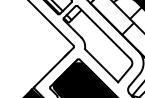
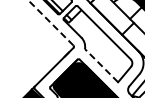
line: solid -> dashed (50, 22)
line: solid -> dashed (101, 65)
